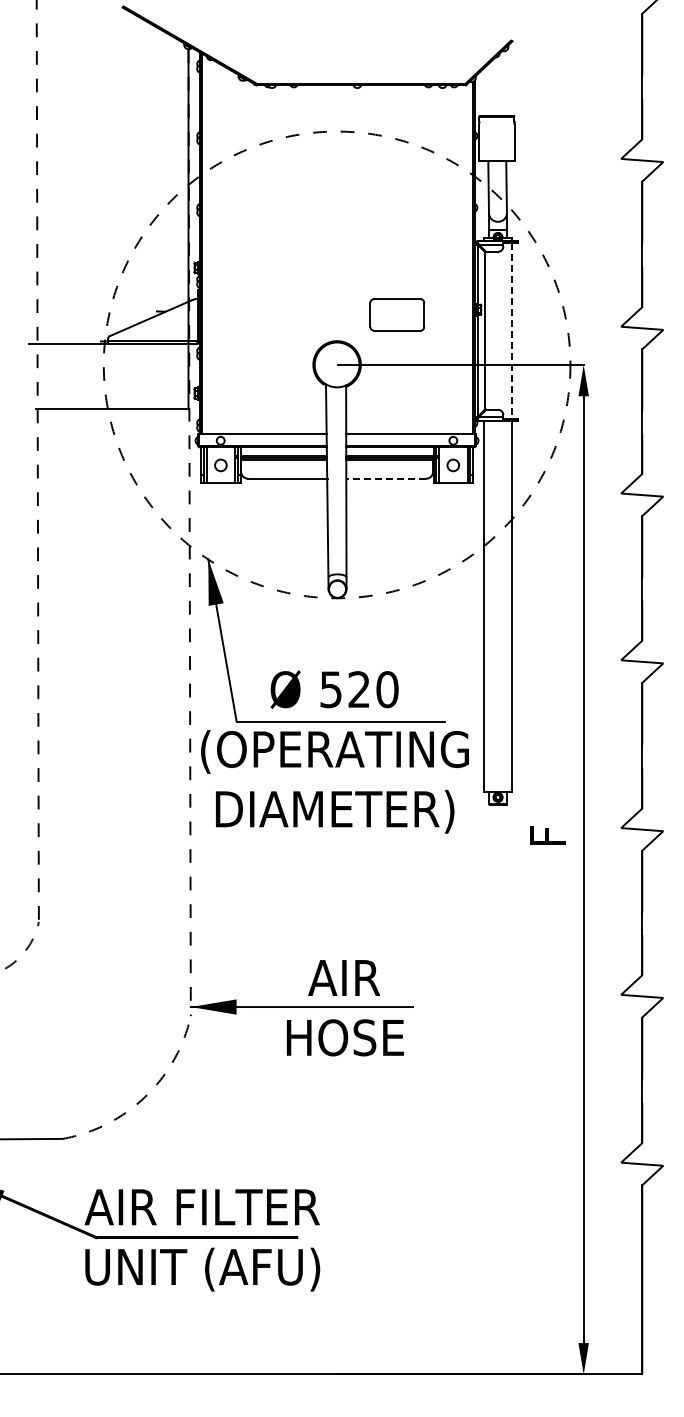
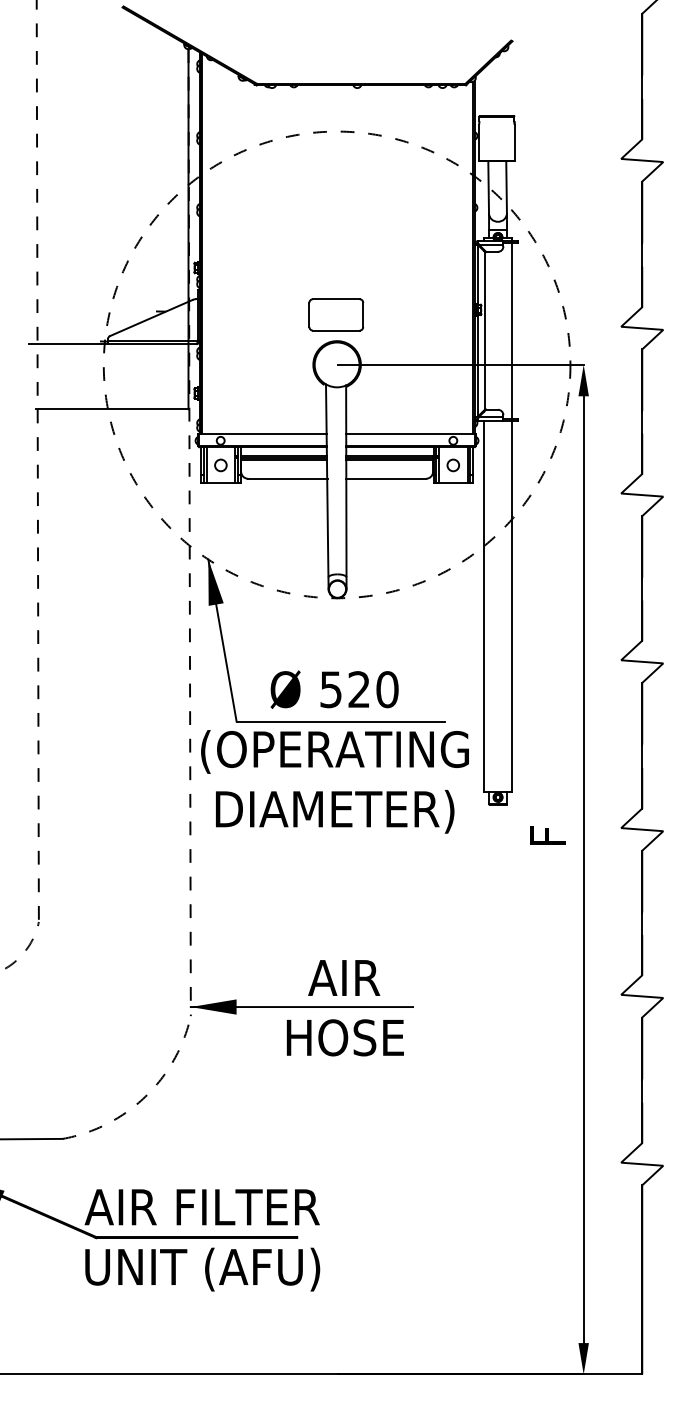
part position: (397, 314) -> (336, 314) (336, 314)
line: dashed -> solid (511, 330)
line: dashed -> solid (386, 478)
